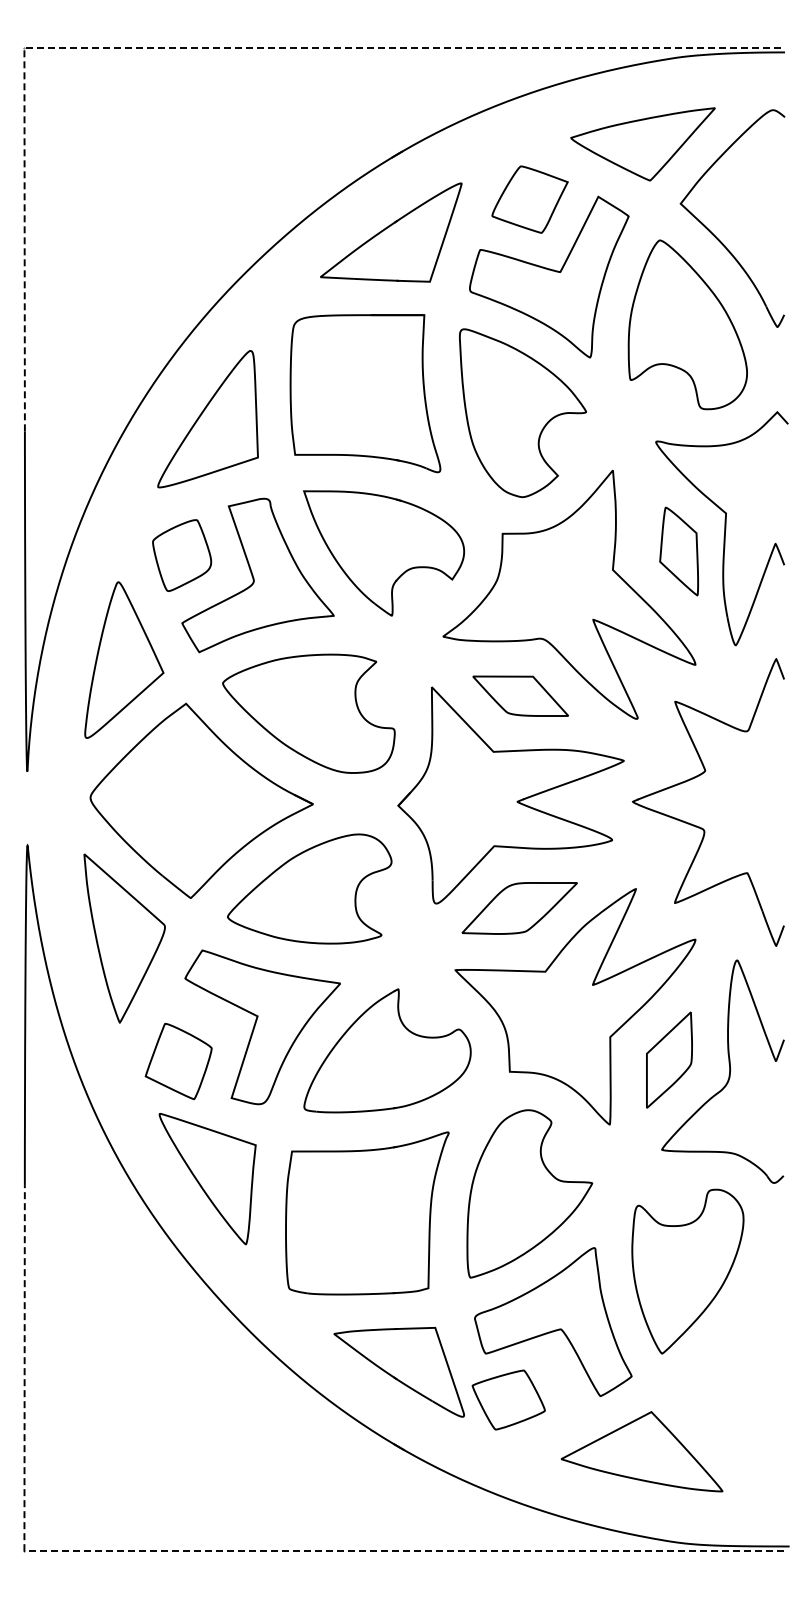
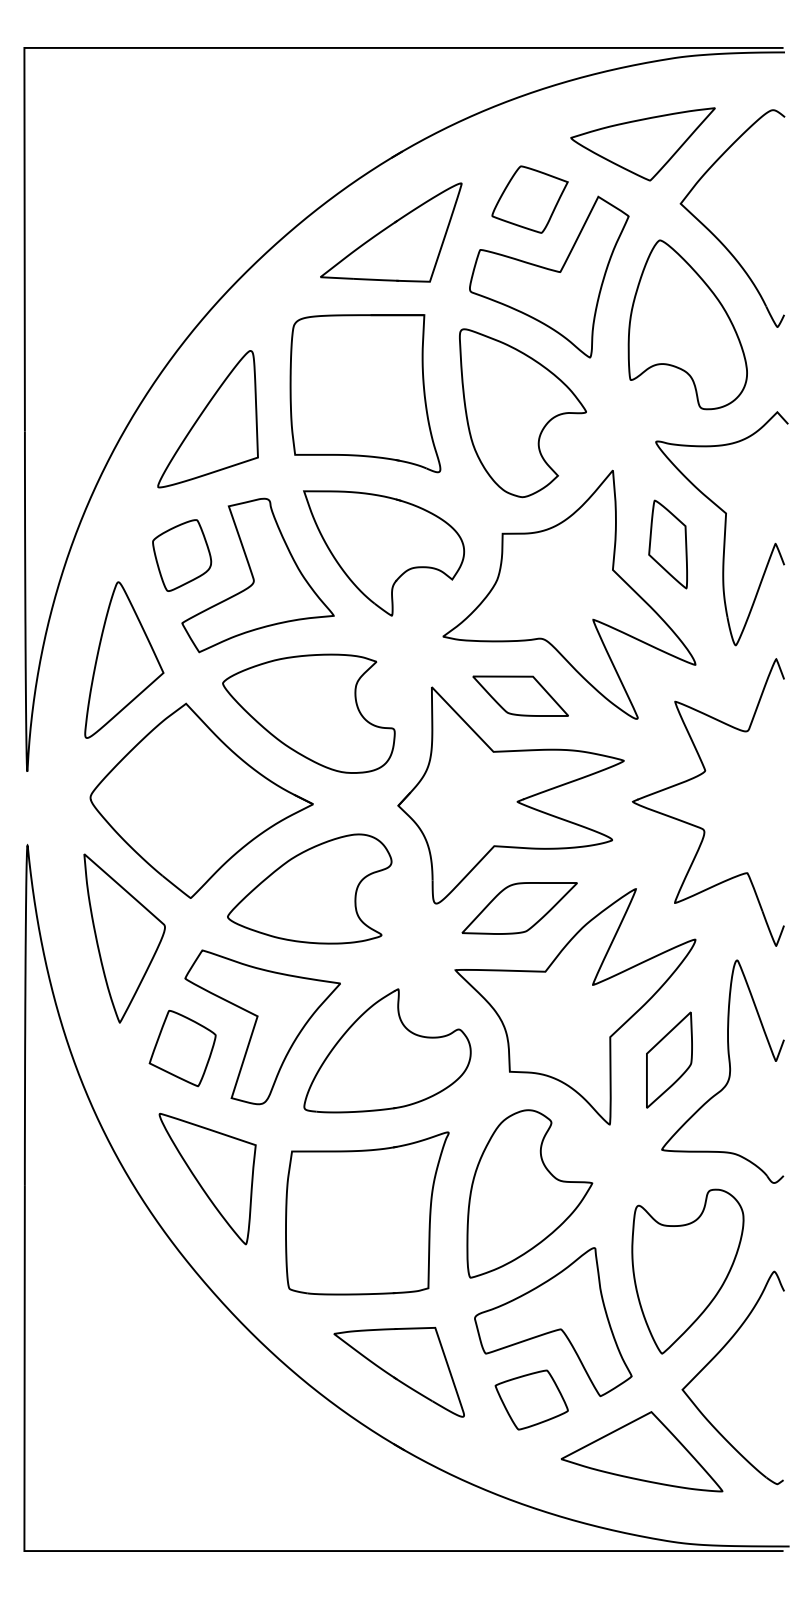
line: dashed -> solid (211, 47)
part position: (678, 551) -> (667, 544) (667, 544)
part position: (178, 1061) -> (182, 1048) (182, 1048)
part: none -> present (714, 1358)
part position: (508, 1399) -> (531, 1399) (531, 1399)
line: dashed -> solid (220, 1551)
